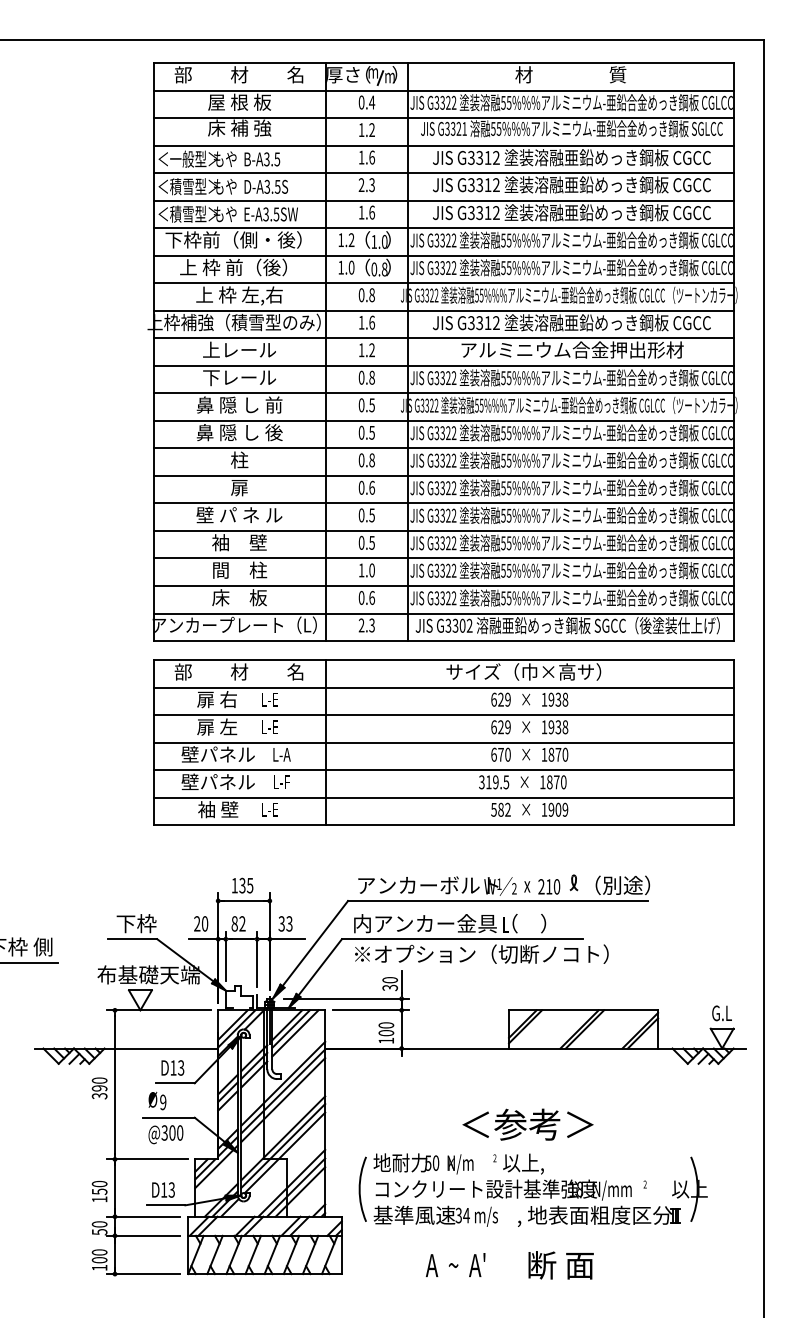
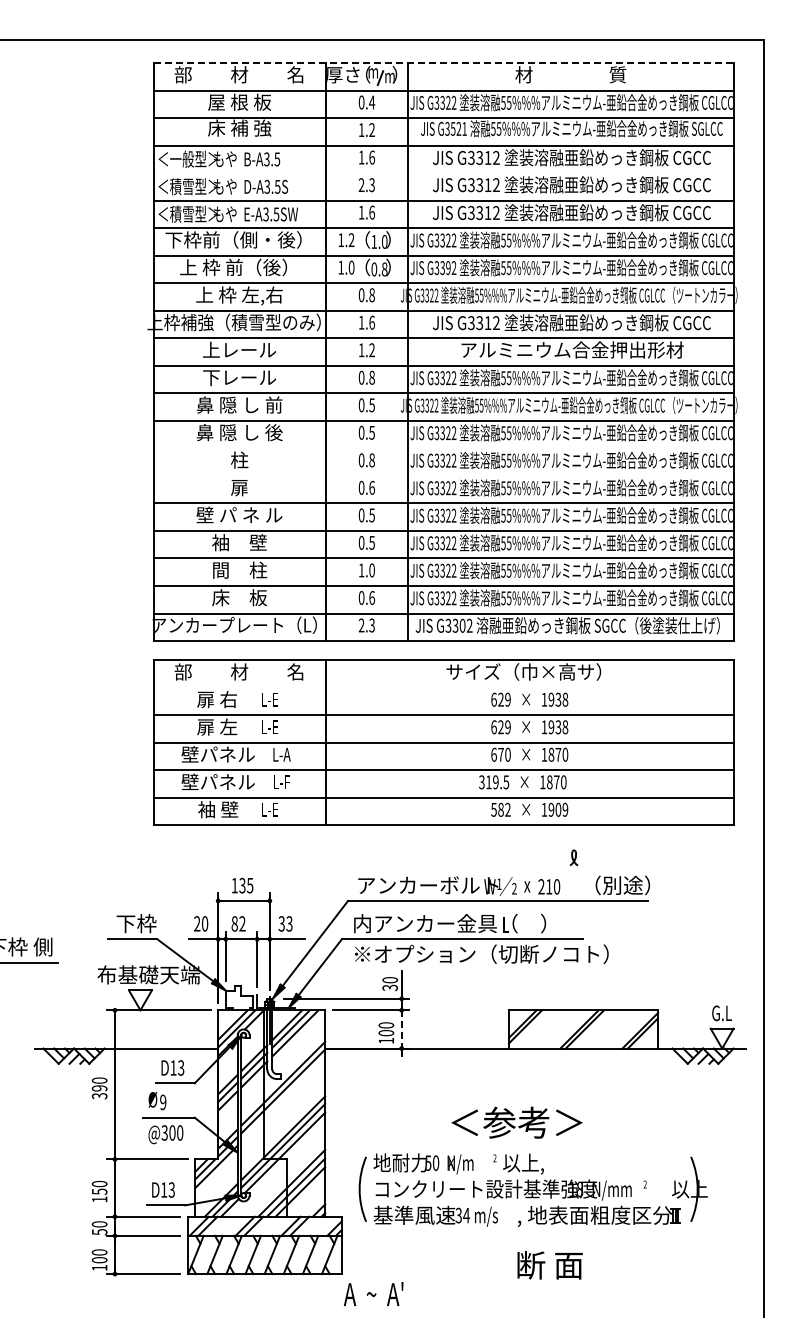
line: solid -> dashed (444, 63)
text: G3321 -> G3521 (453, 128)
line: present -> none (443, 173)
text: G3322 -> G3392 (448, 268)
line: present -> none (443, 448)
line: present -> none (443, 475)
line: present -> none (443, 687)
part position: (573, 882) -> (573, 857) (573, 857)
line: solid -> dashed (401, 1029)
line: present -> none (283, 1100)
text position: (527, 1124) -> (516, 1122) (516, 1122)
text position: (455, 1264) -> (373, 1293) (373, 1293)
text position: (560, 1265) -> (549, 1265) (549, 1265)
